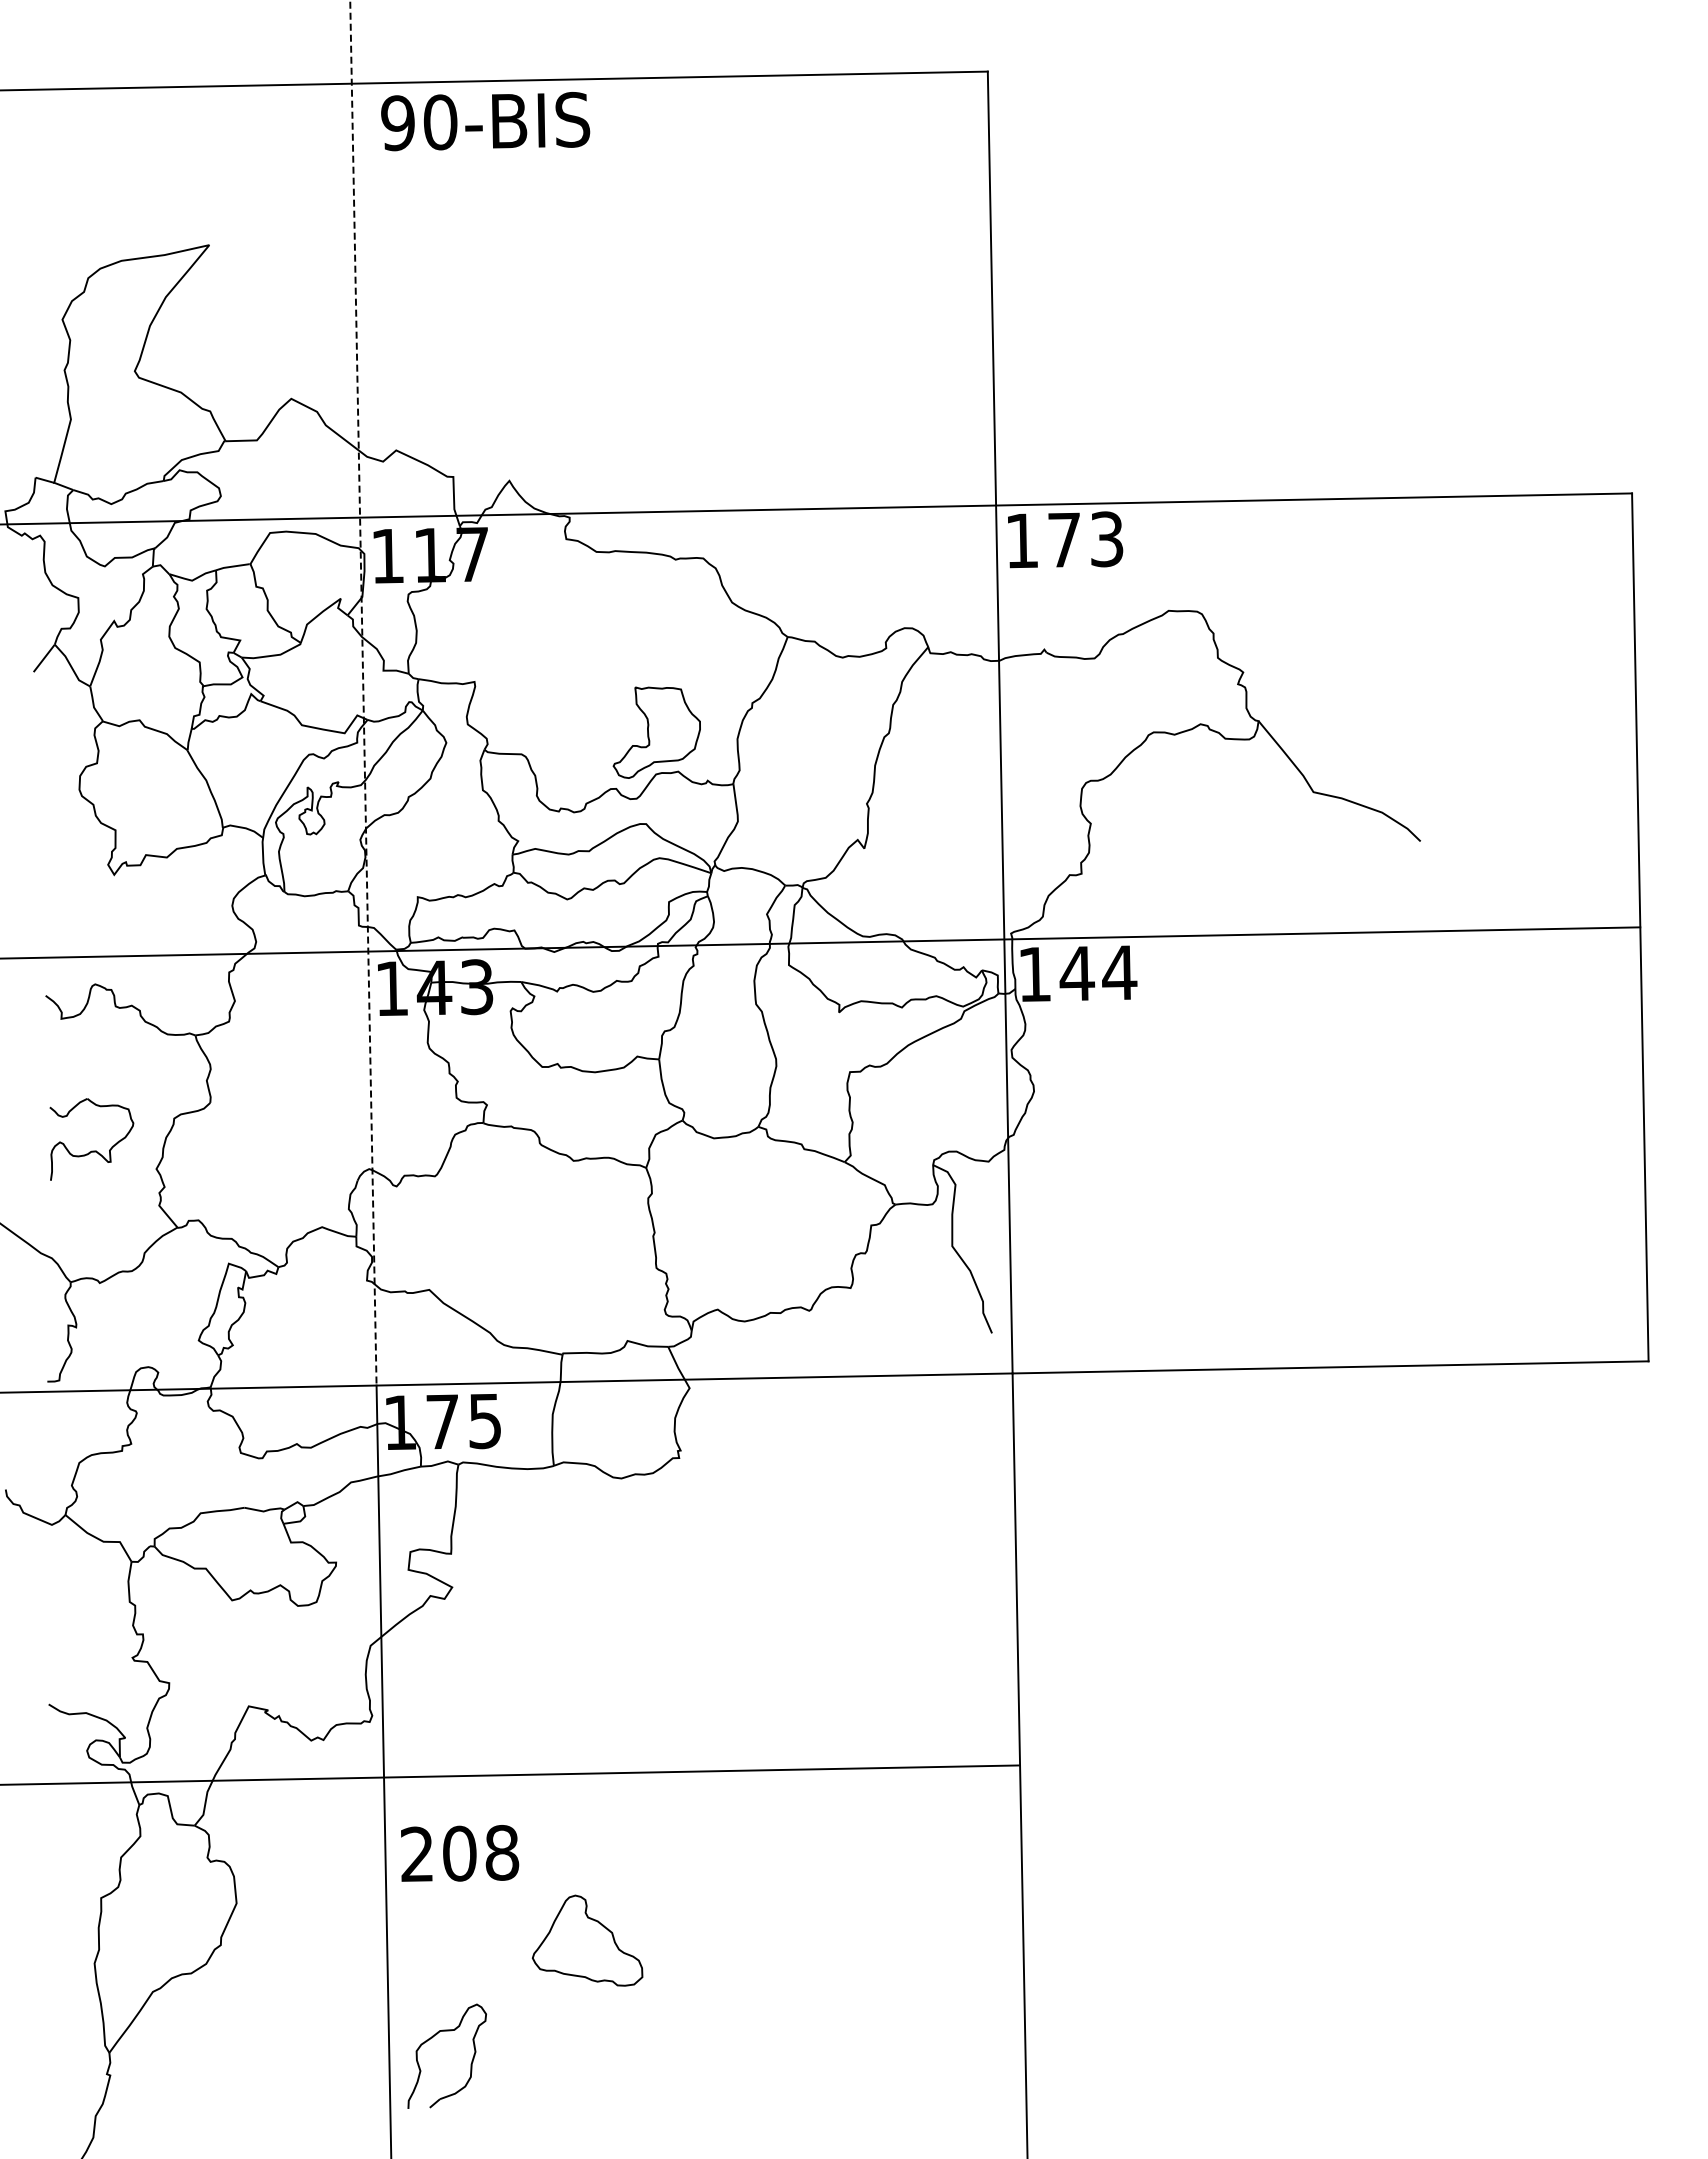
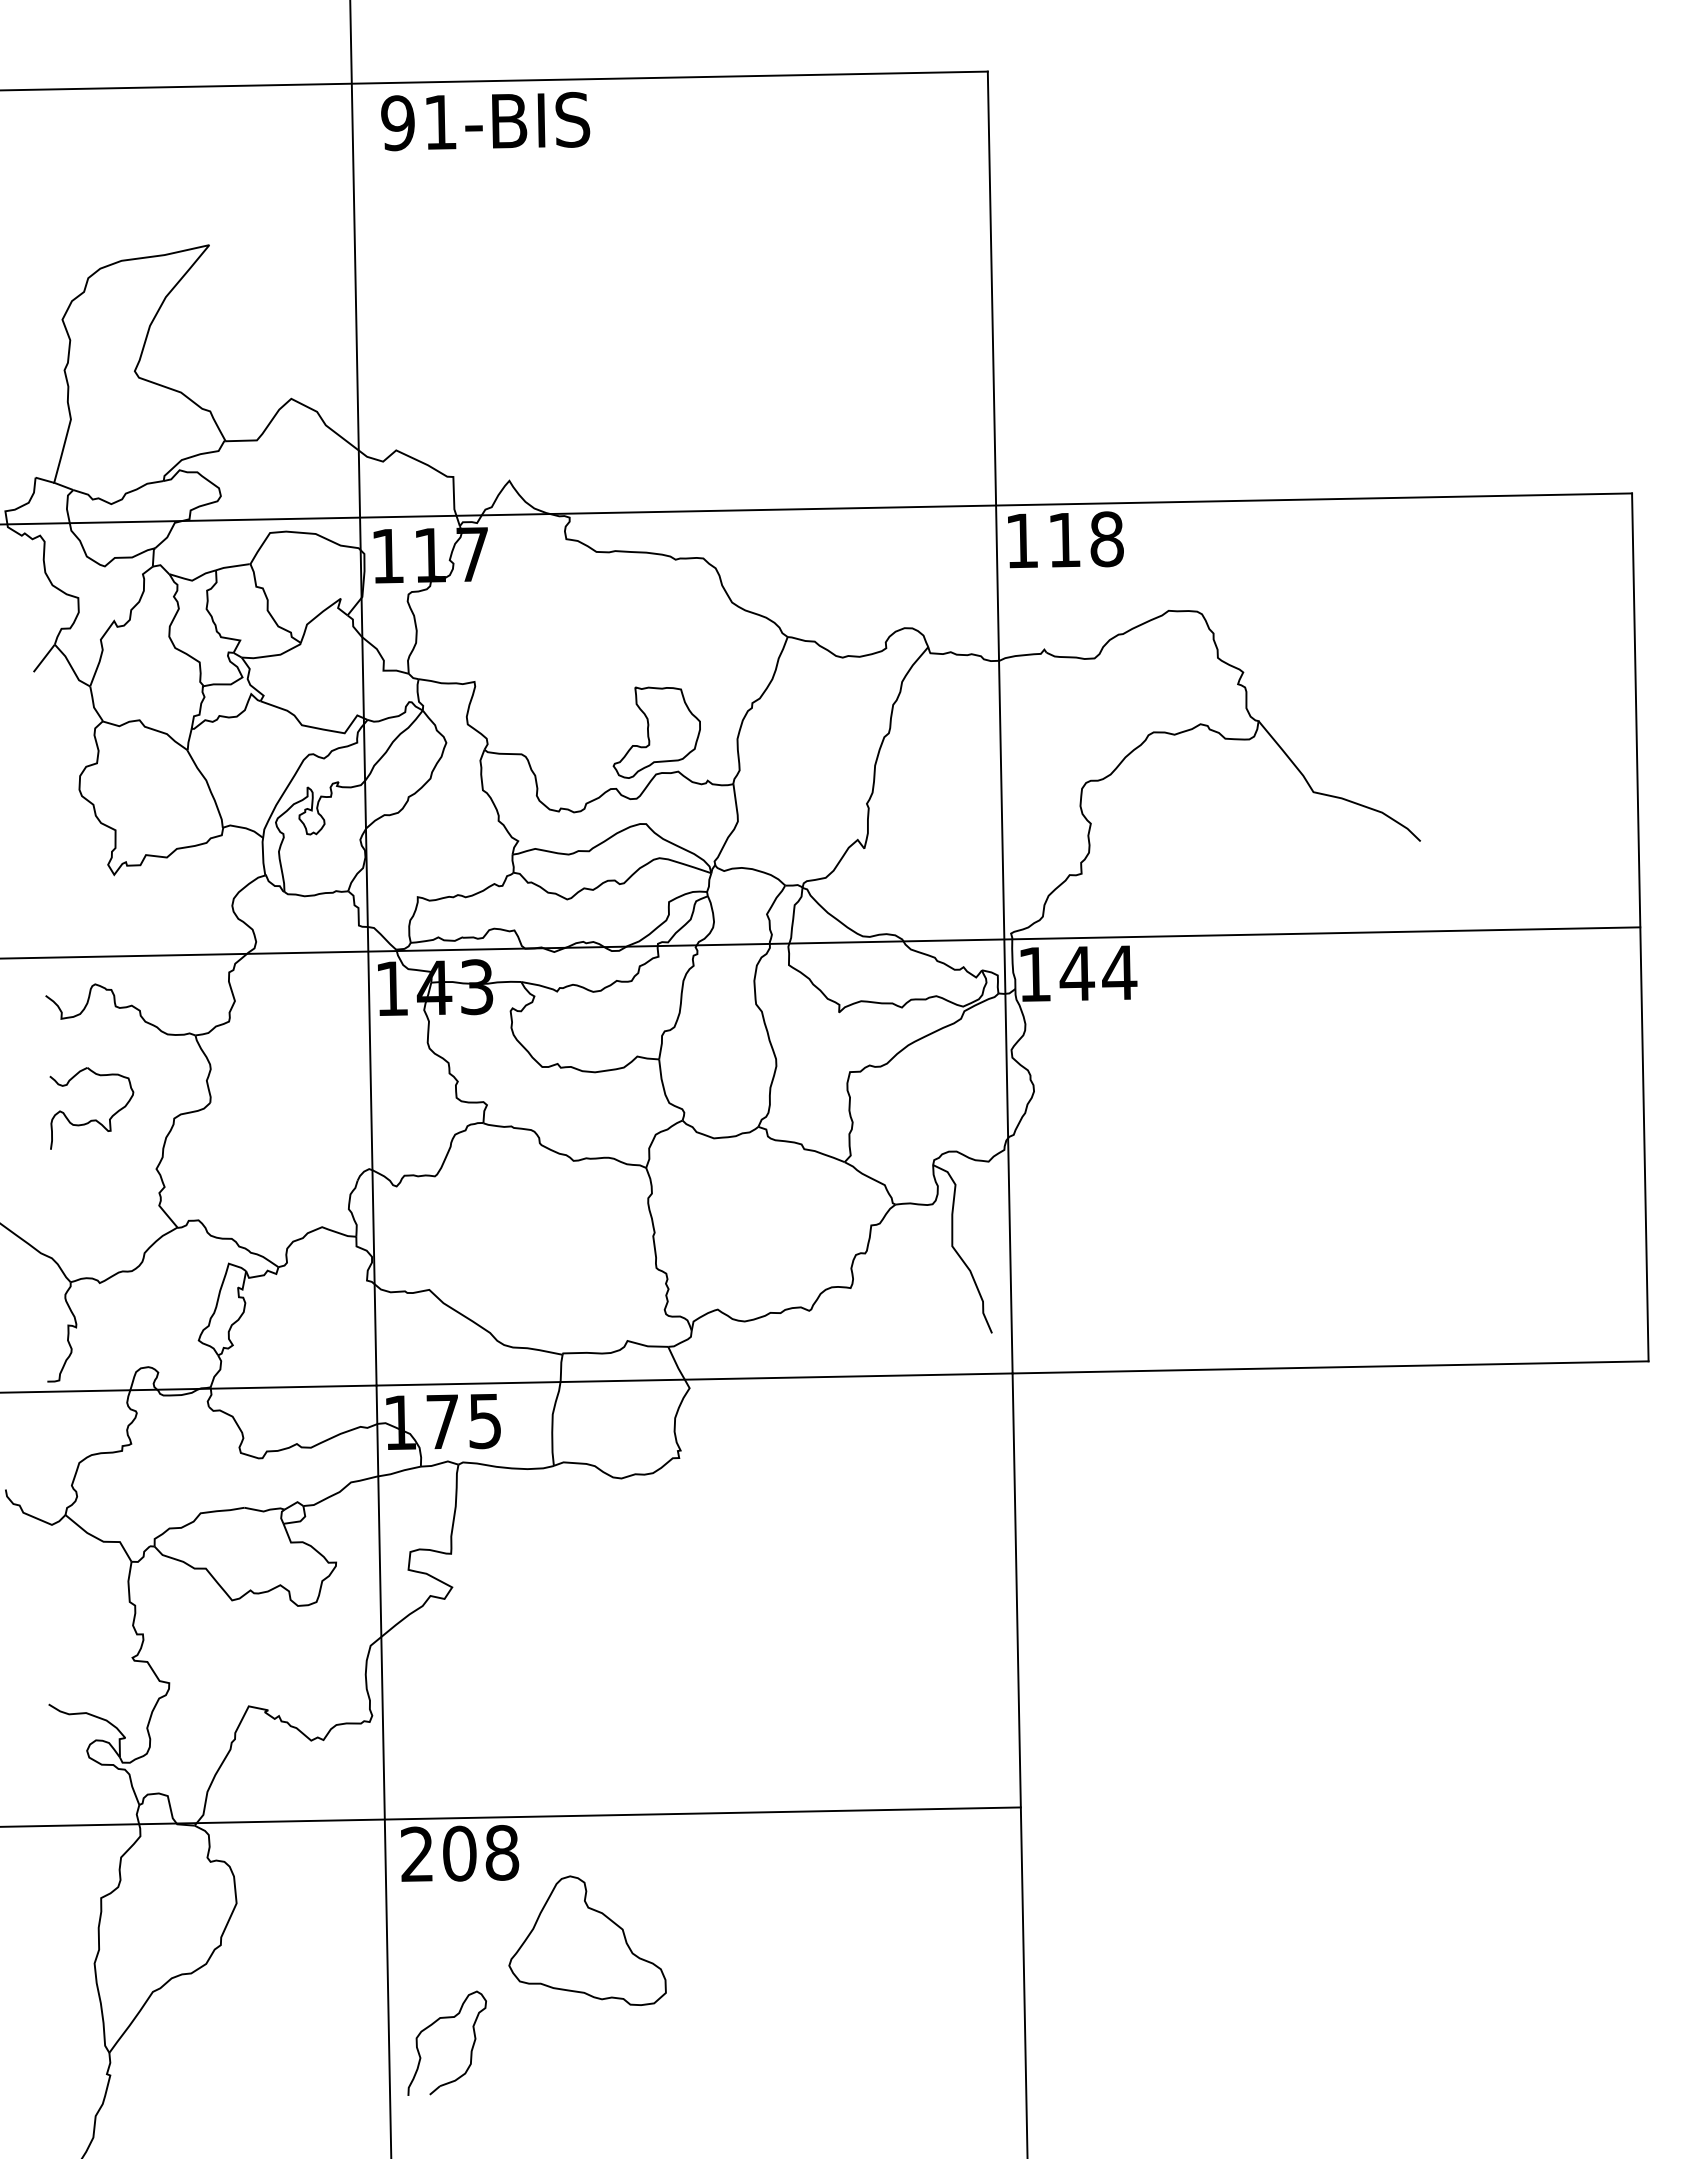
text: 90-BIS -> 91-BIS (440, 122)
text: 173 -> 118 (1085, 539)
line: dashed -> solid (363, 693)
part position: (91, 1150) -> (91, 1119) (91, 1119)
line position: (510, 1774) -> (511, 1816) (511, 1816)
part size: 113x93 px -> 159x131 px (587, 1940)
part position: (432, 2038) -> (432, 2025) (432, 2025)
